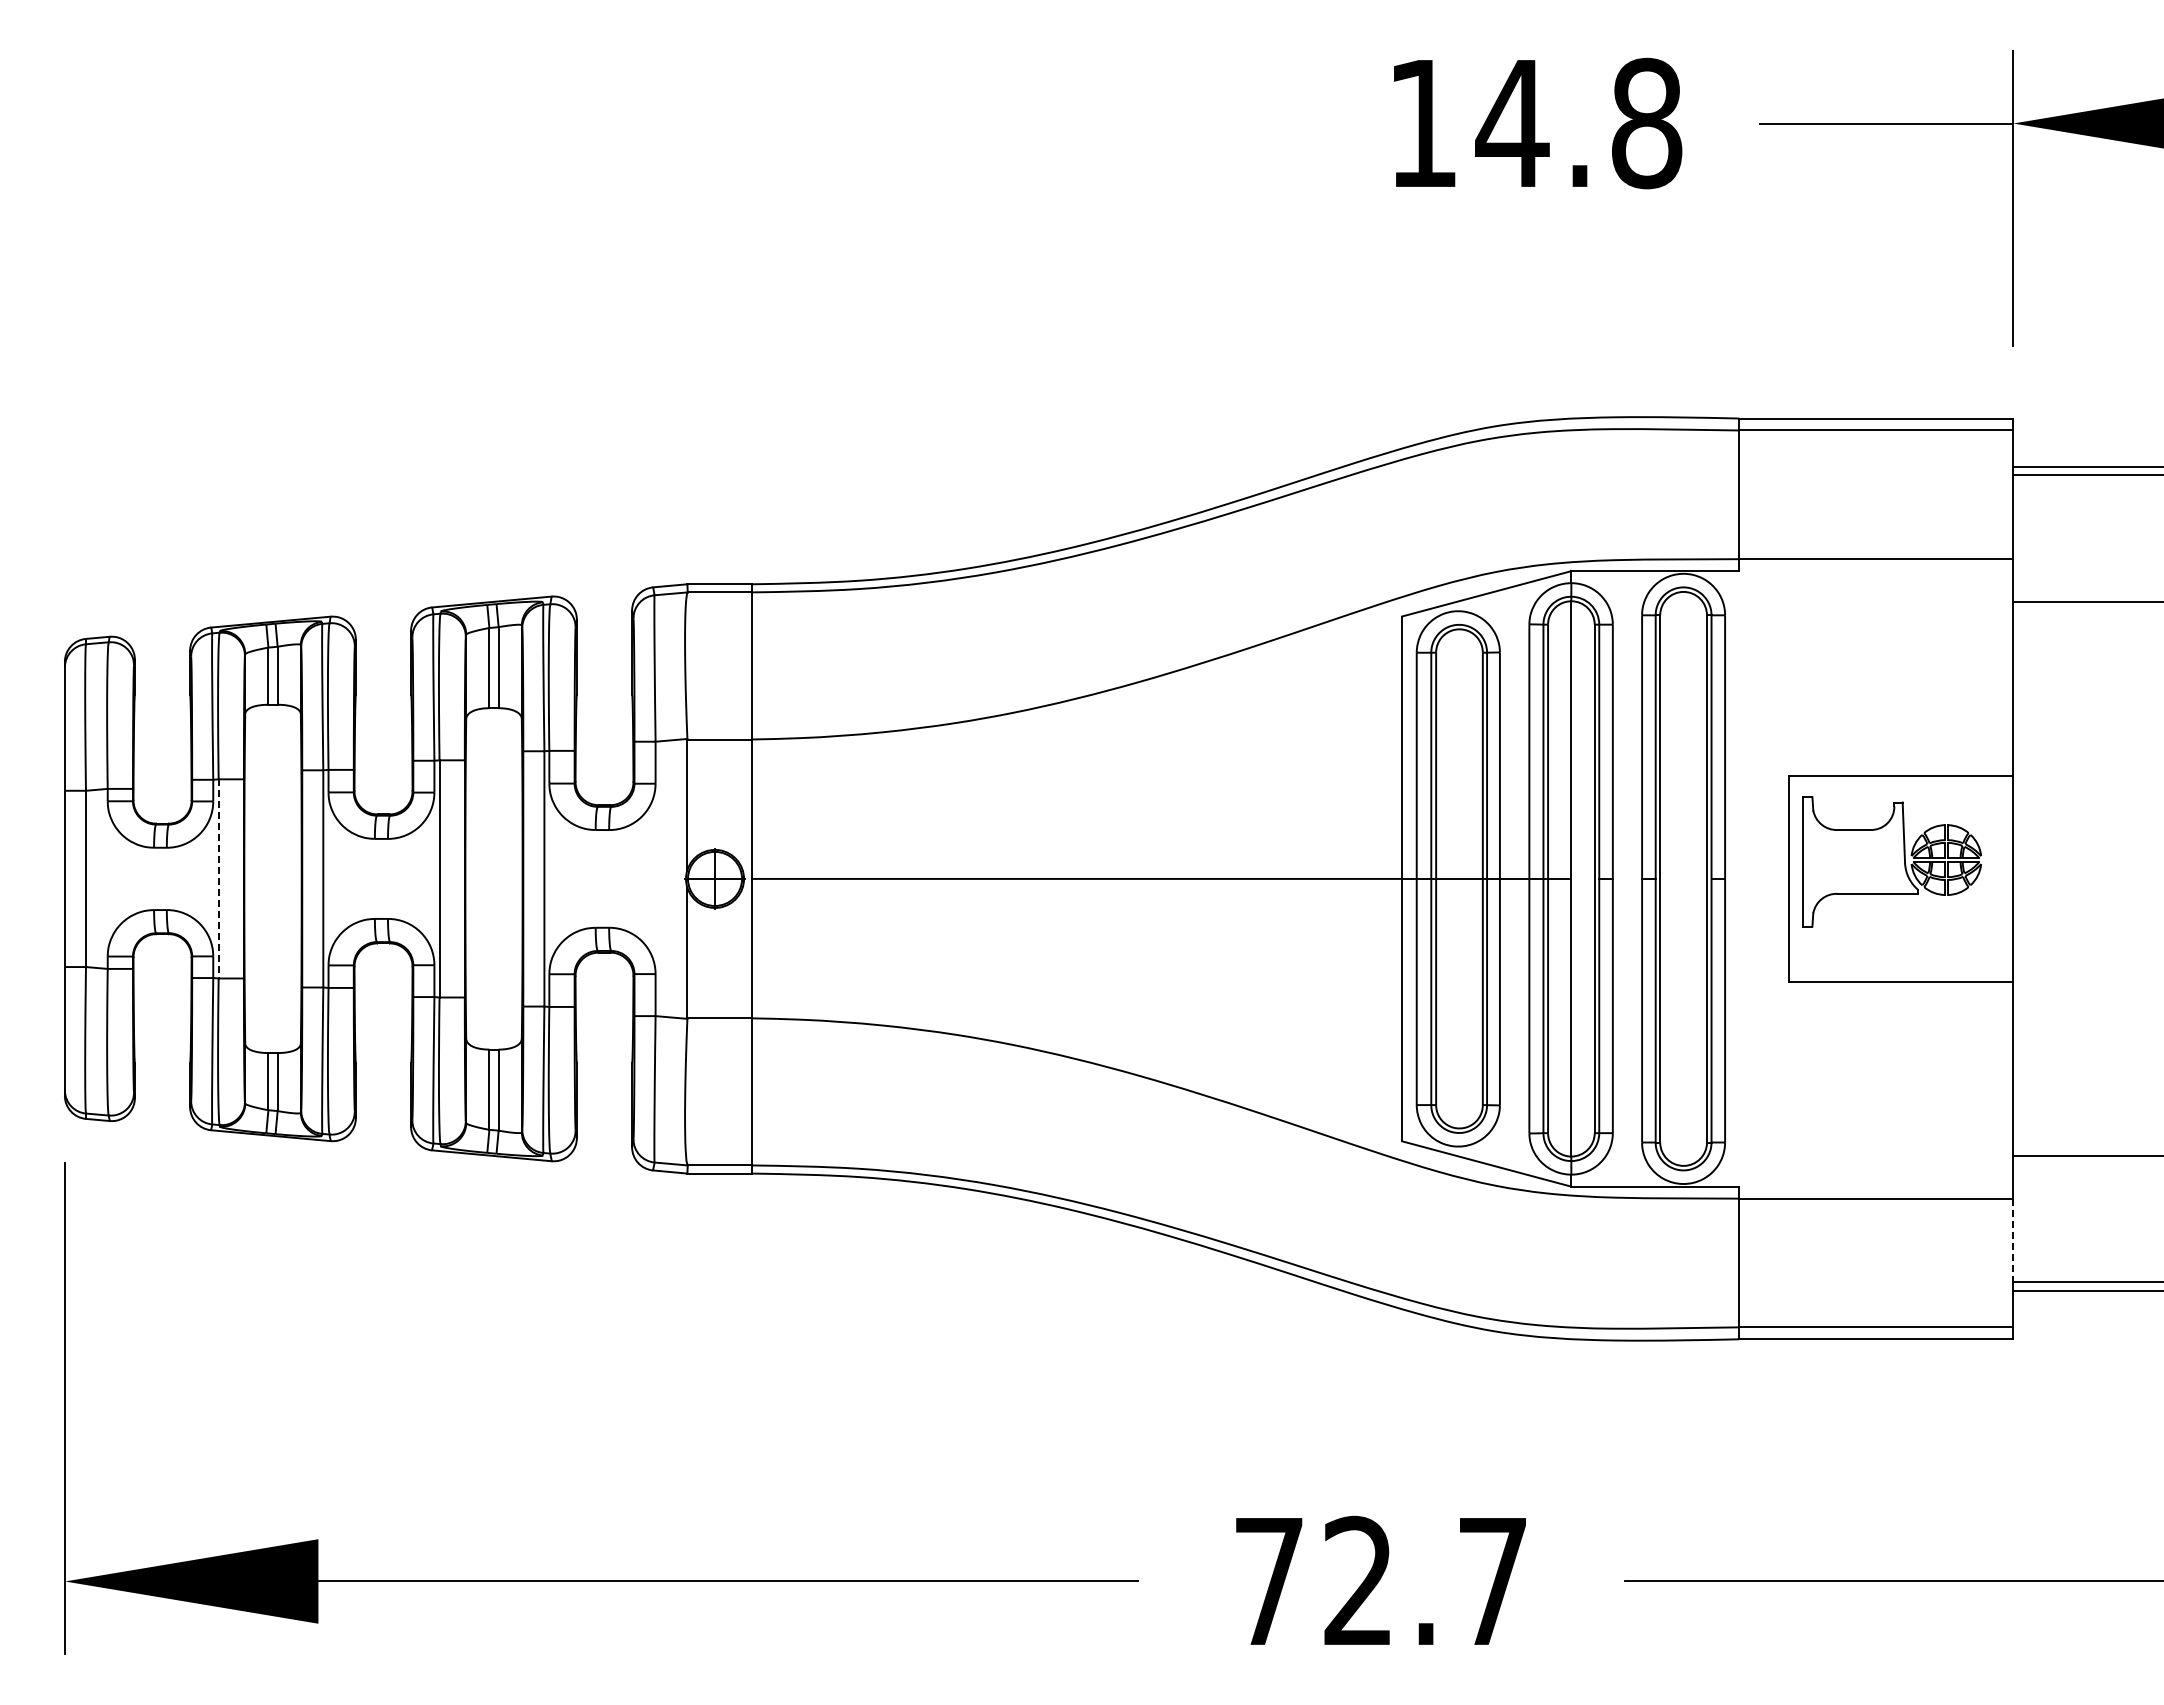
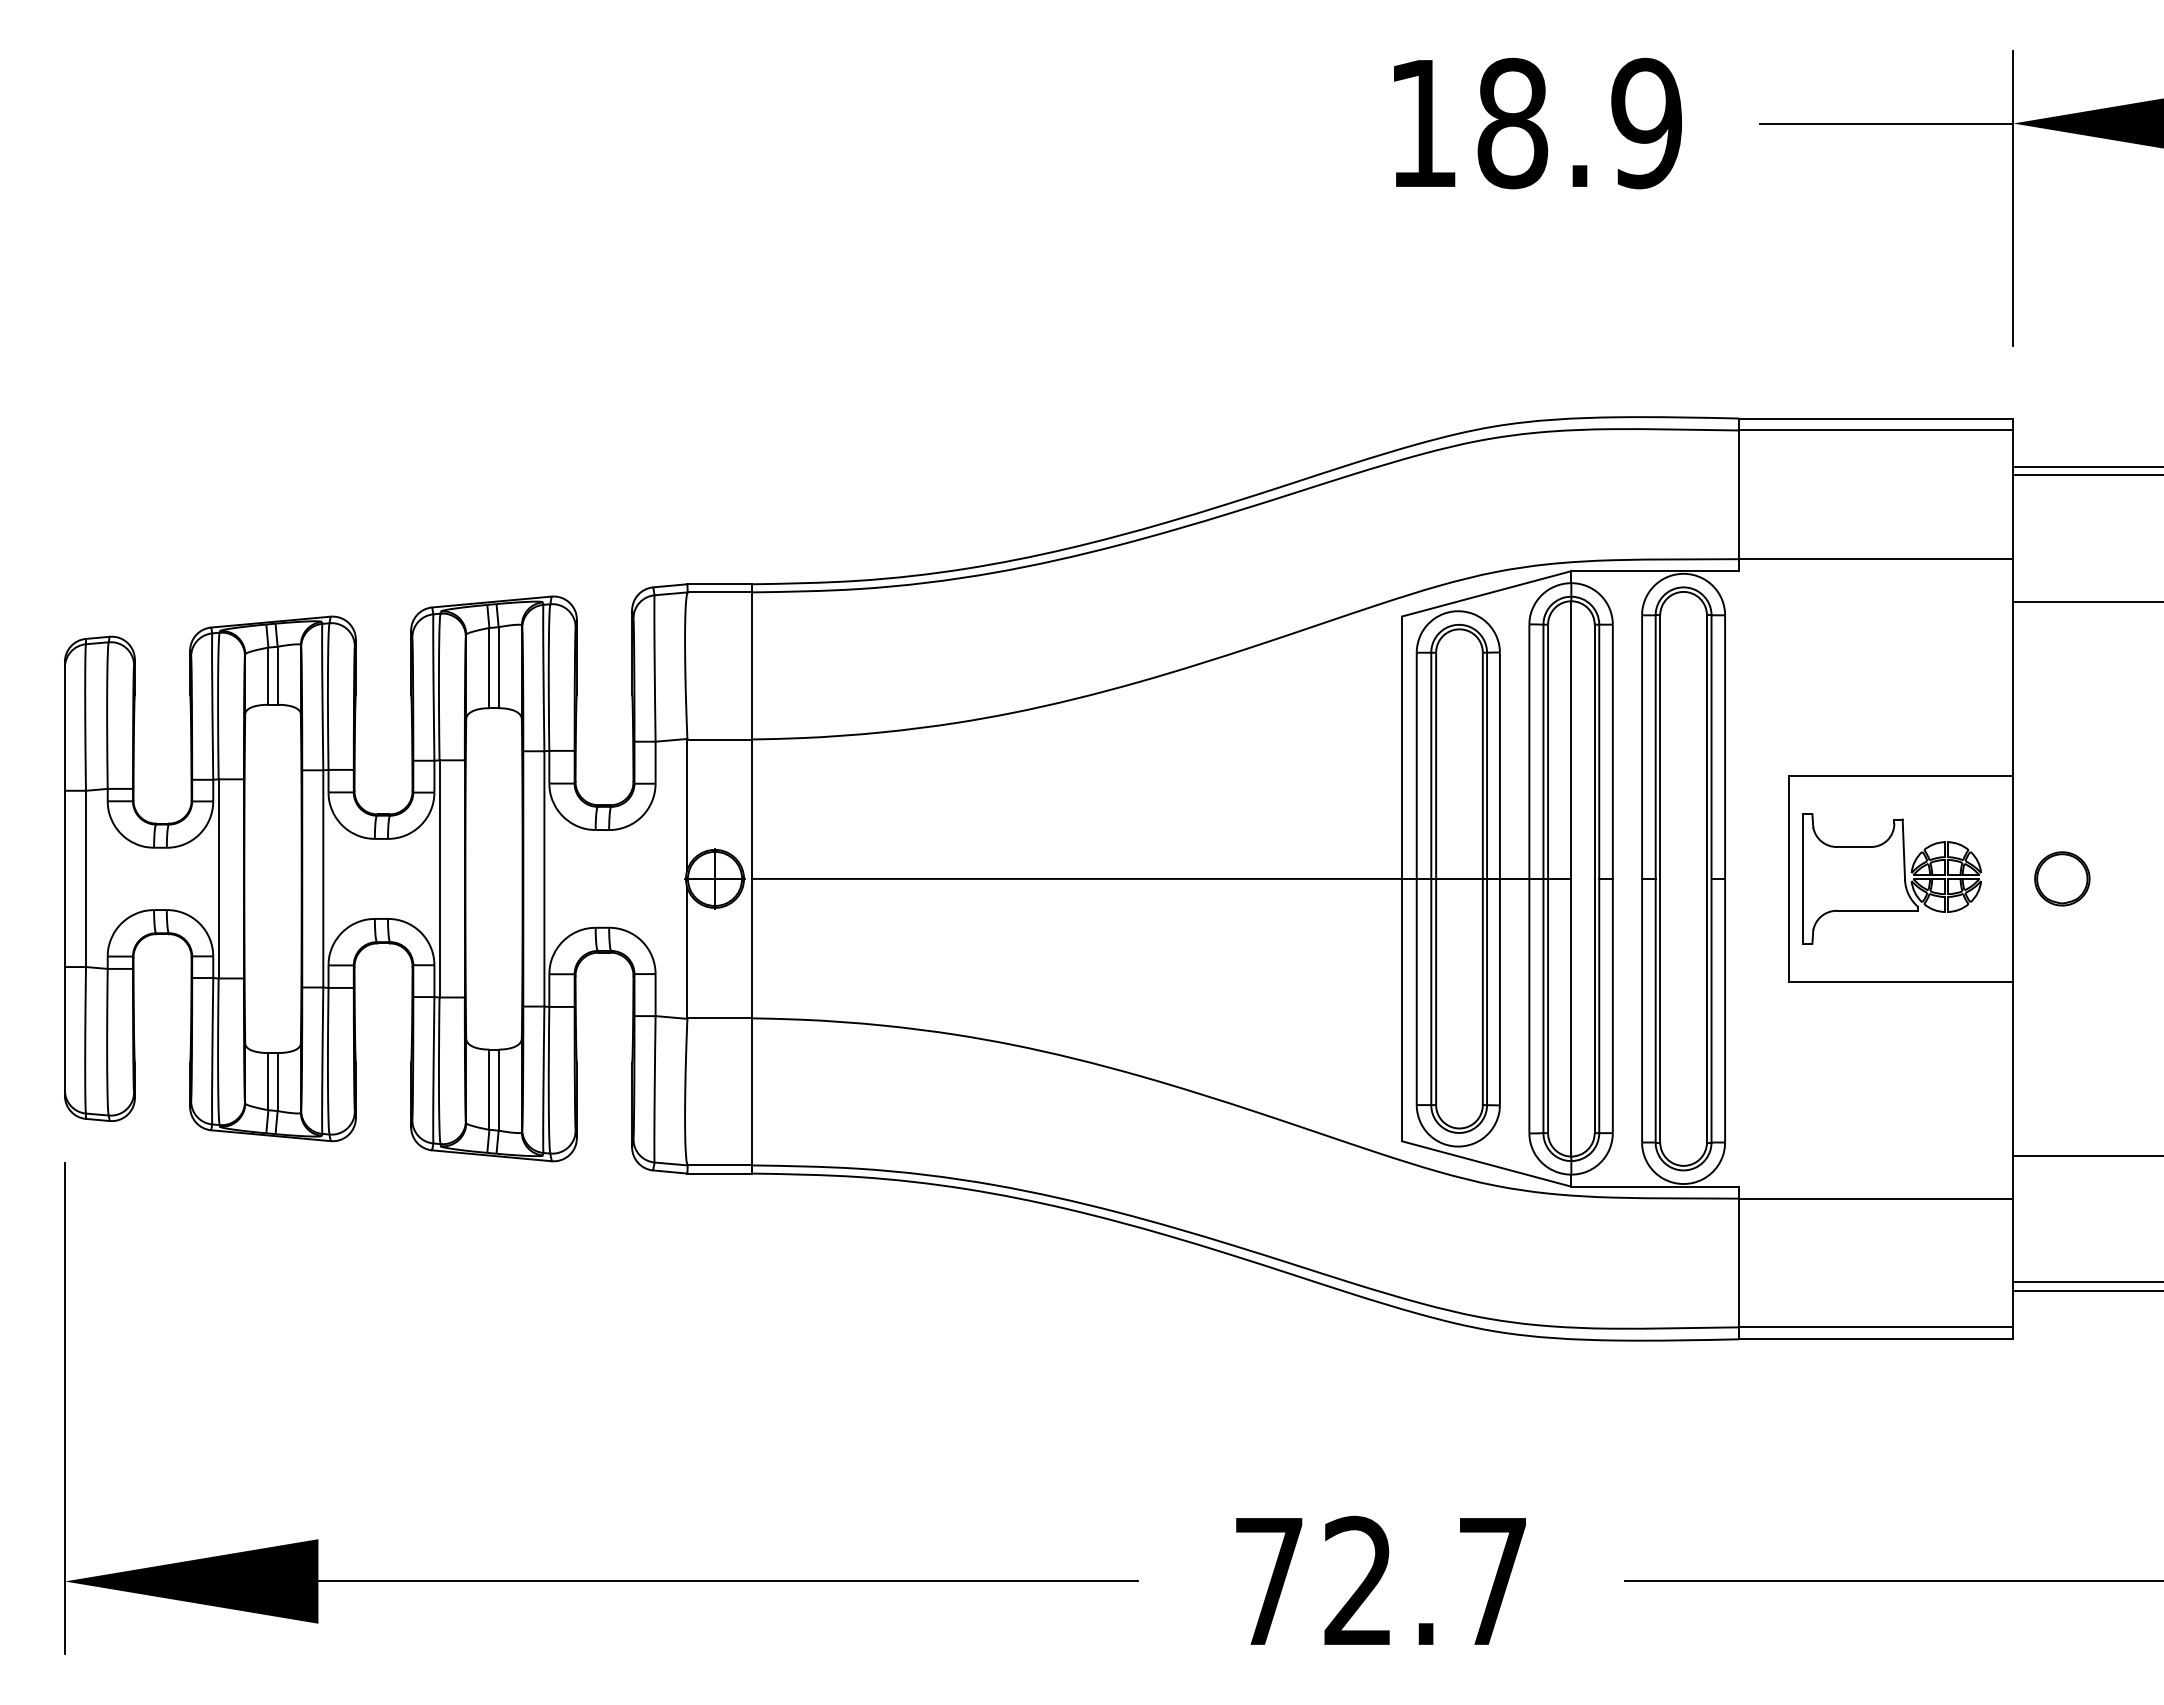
text: 14.8 -> 18.9 (1578, 123)
part position: (1891, 861) -> (1891, 878) (1891, 878)
line: dashed -> solid (218, 878)
part: none -> present (2062, 878)
line: dashed -> solid (2013, 1240)
